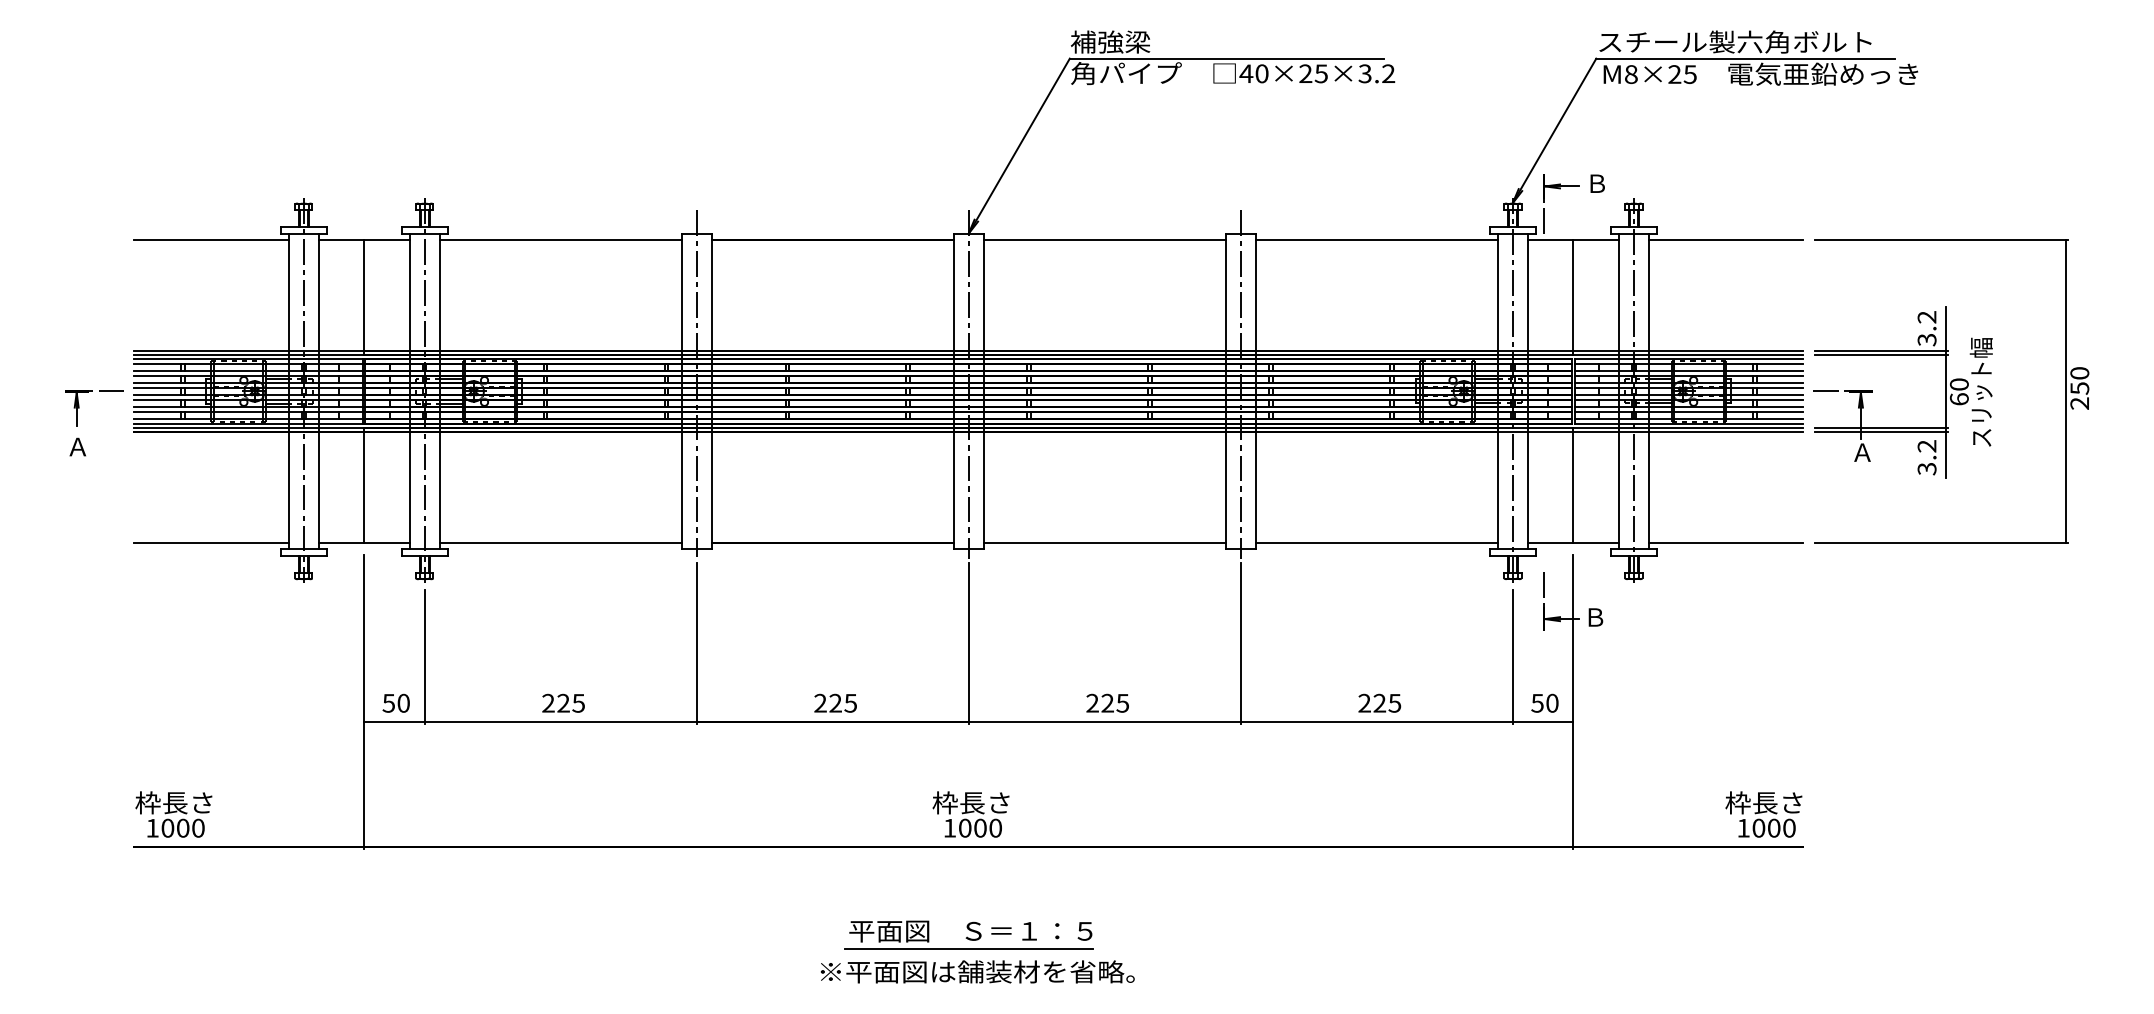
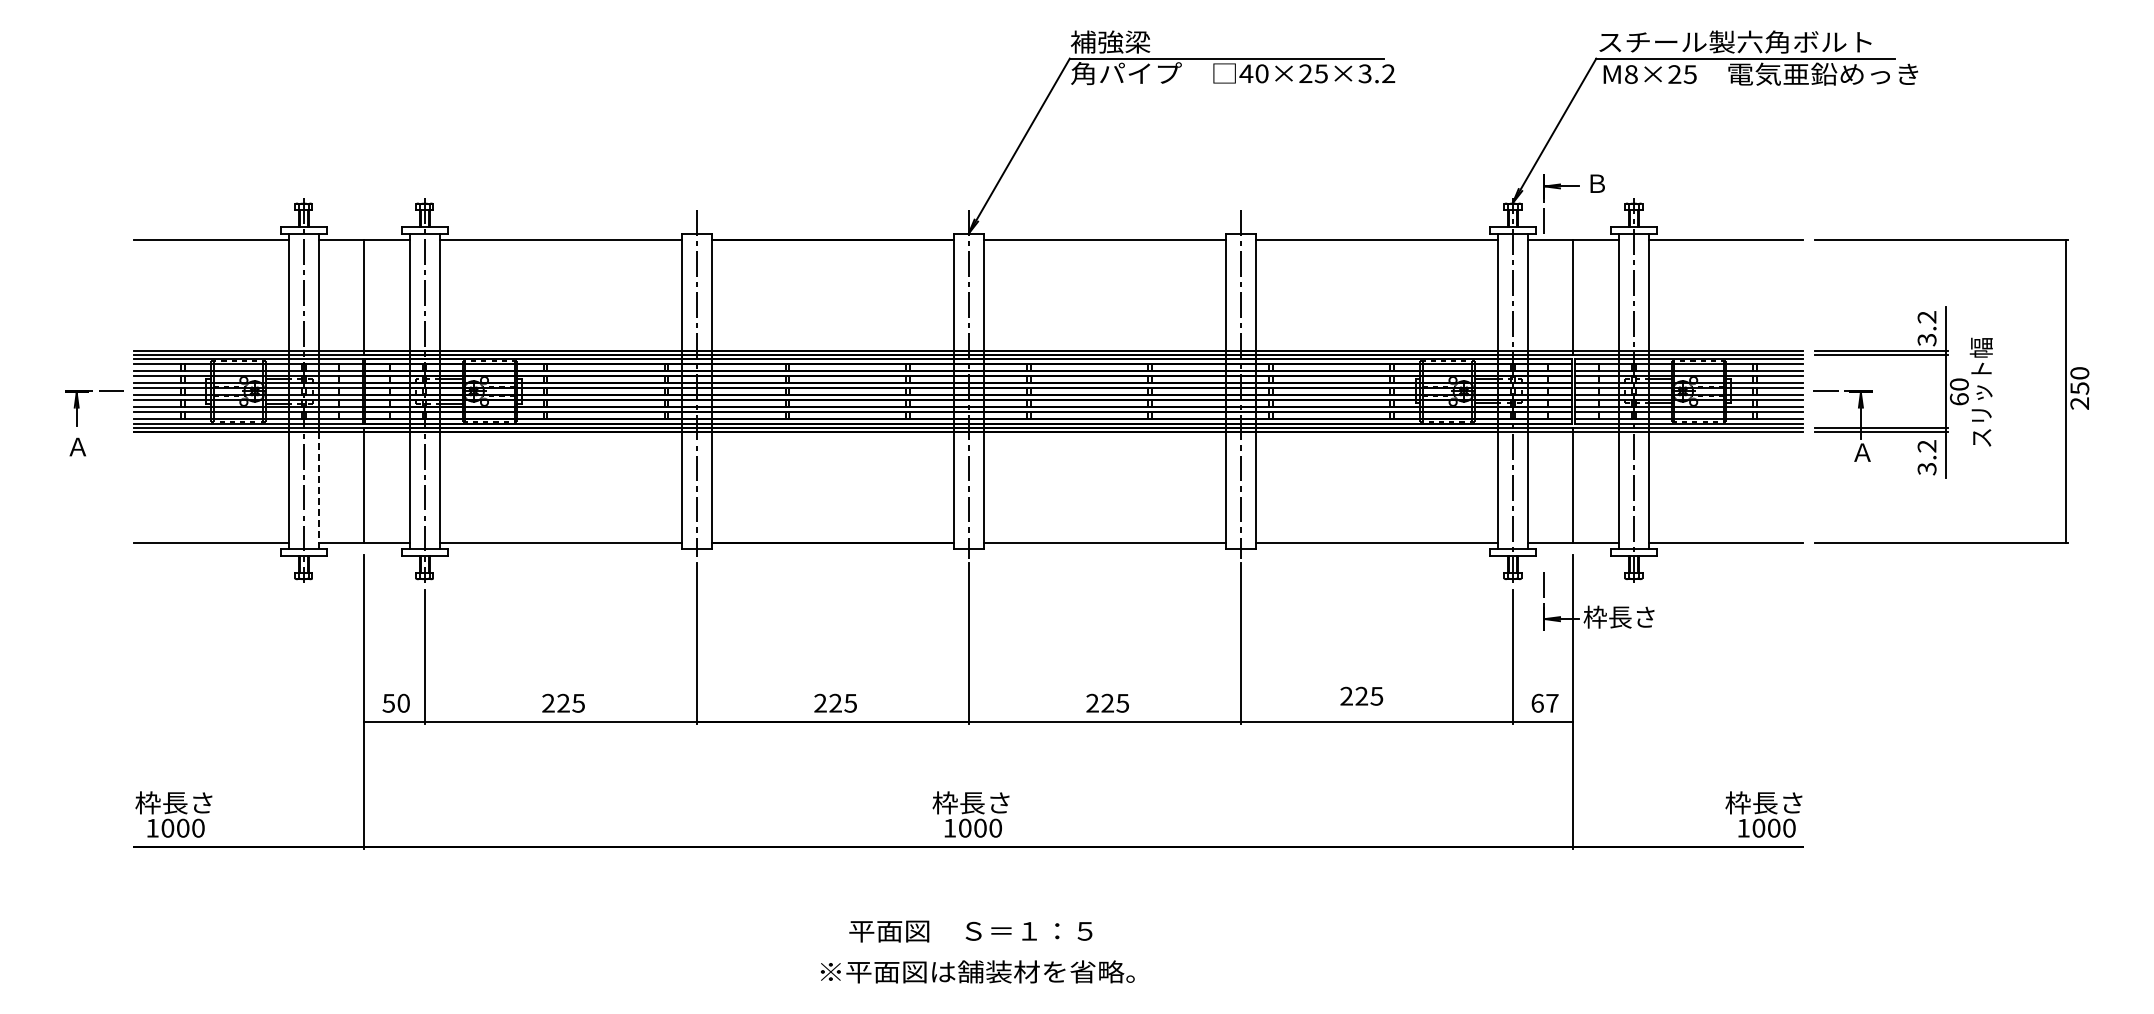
line: solid -> dashed (318, 490)
text: Ｂ -> 枠長さ (1618, 616)
text position: (1379, 702) -> (1361, 695) (1361, 695)
text: 50 -> 67 (1544, 702)
line: present -> none (968, 949)
